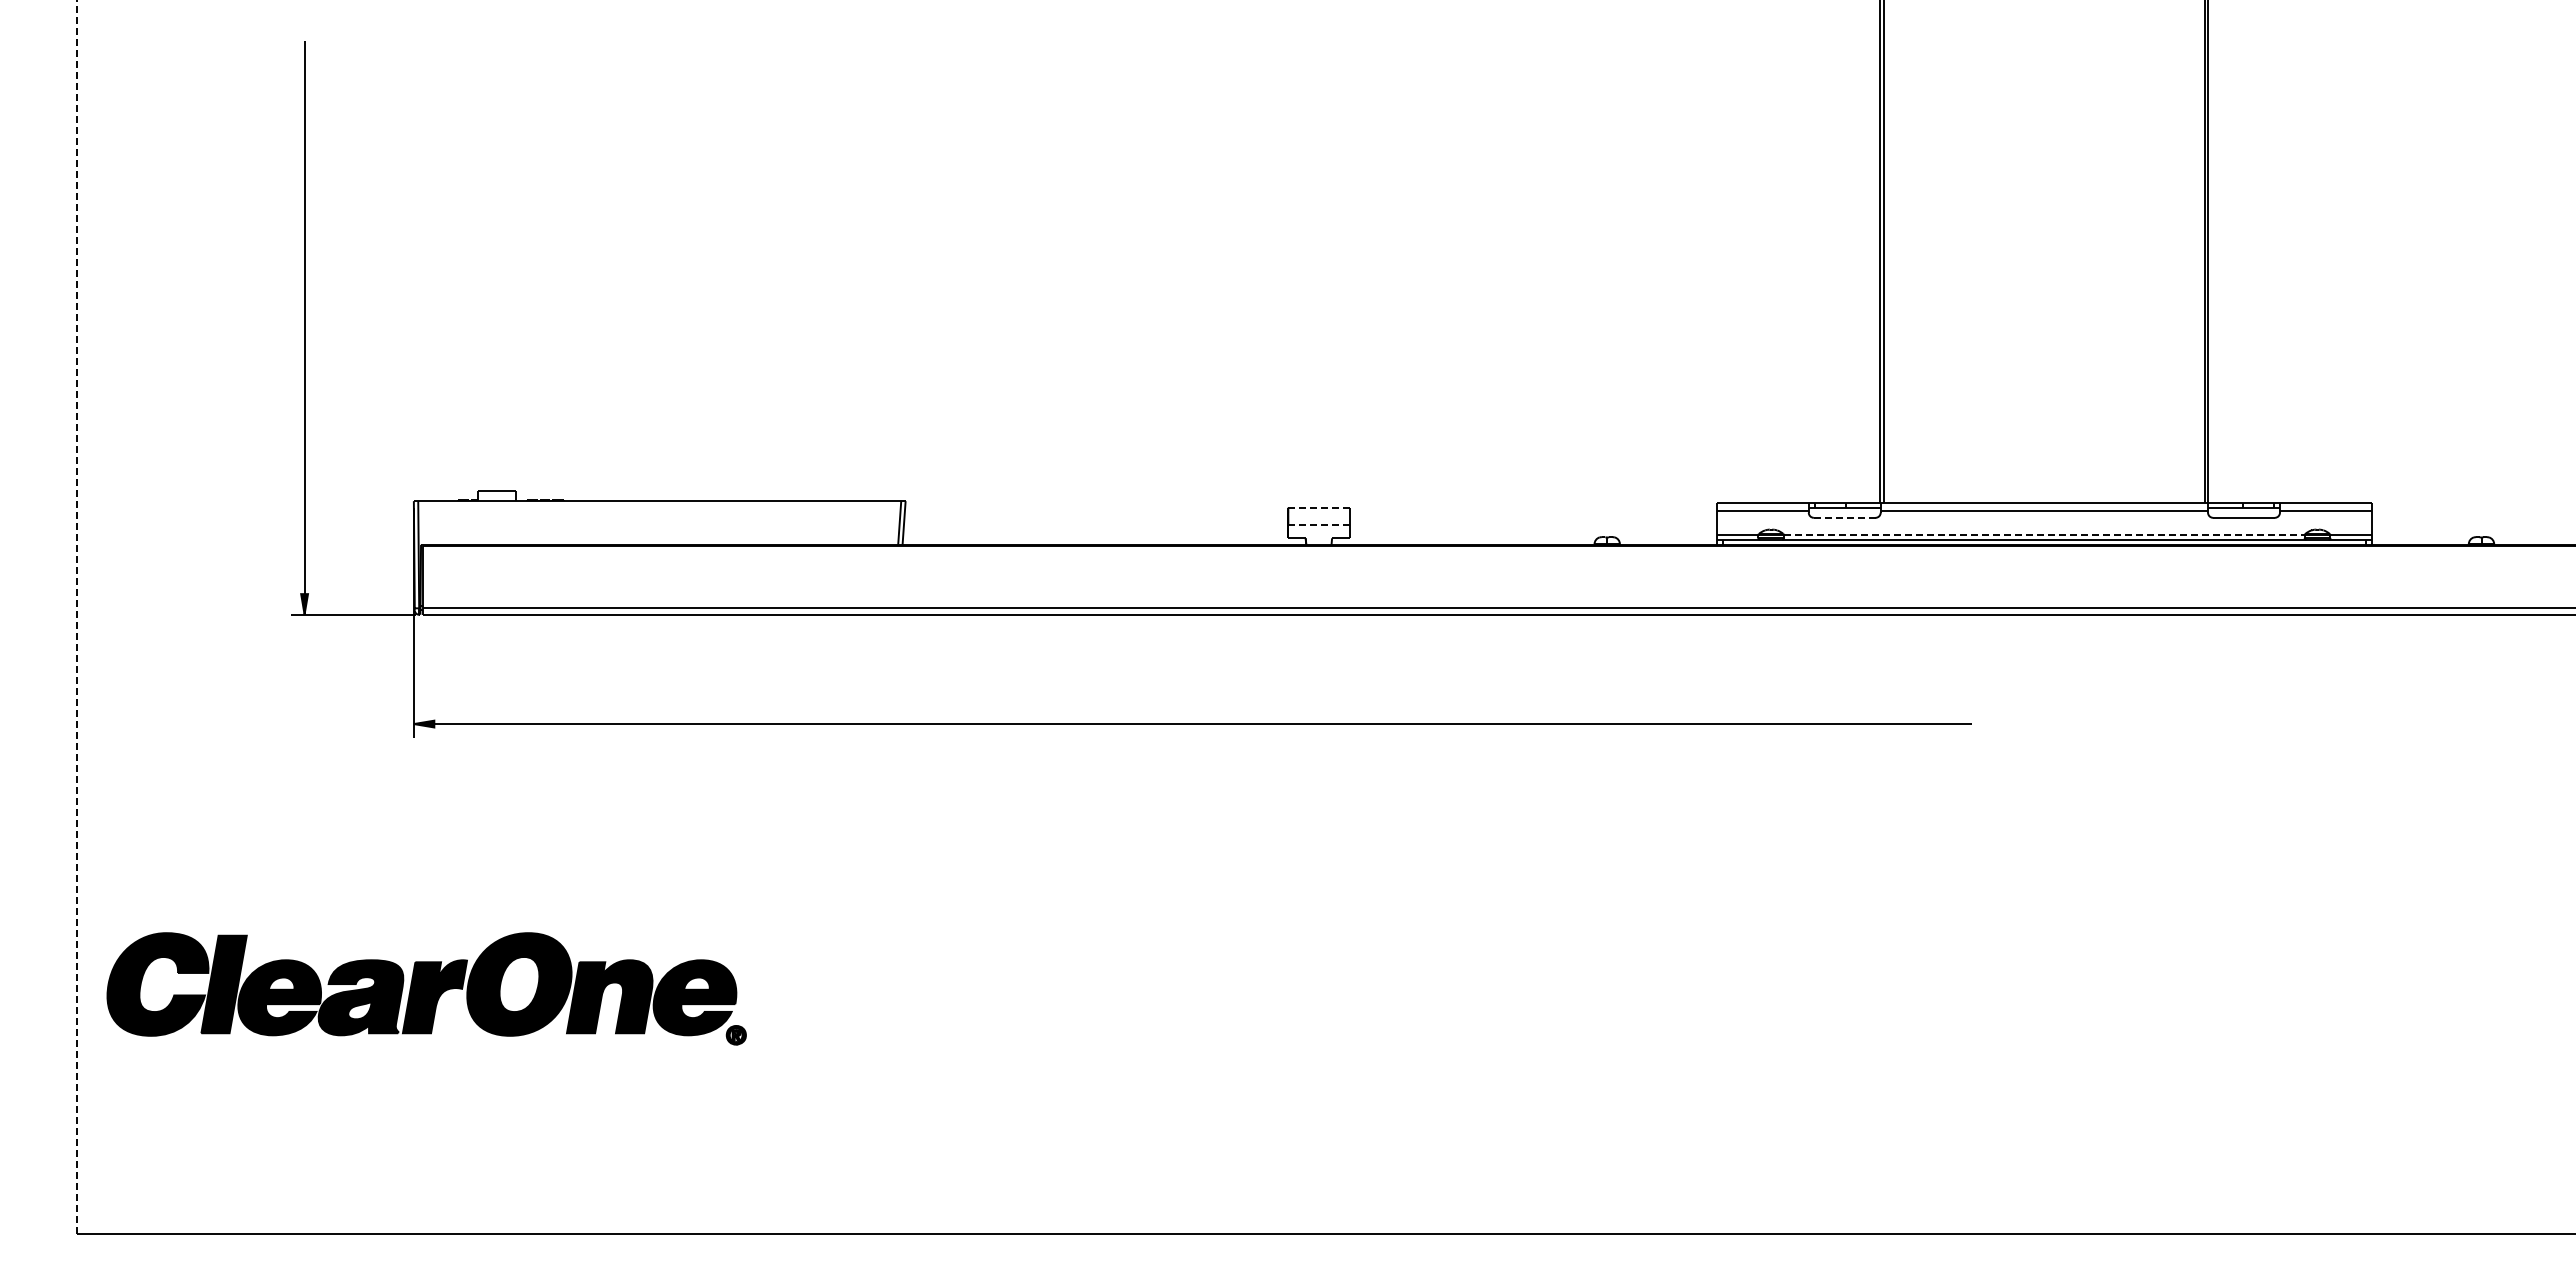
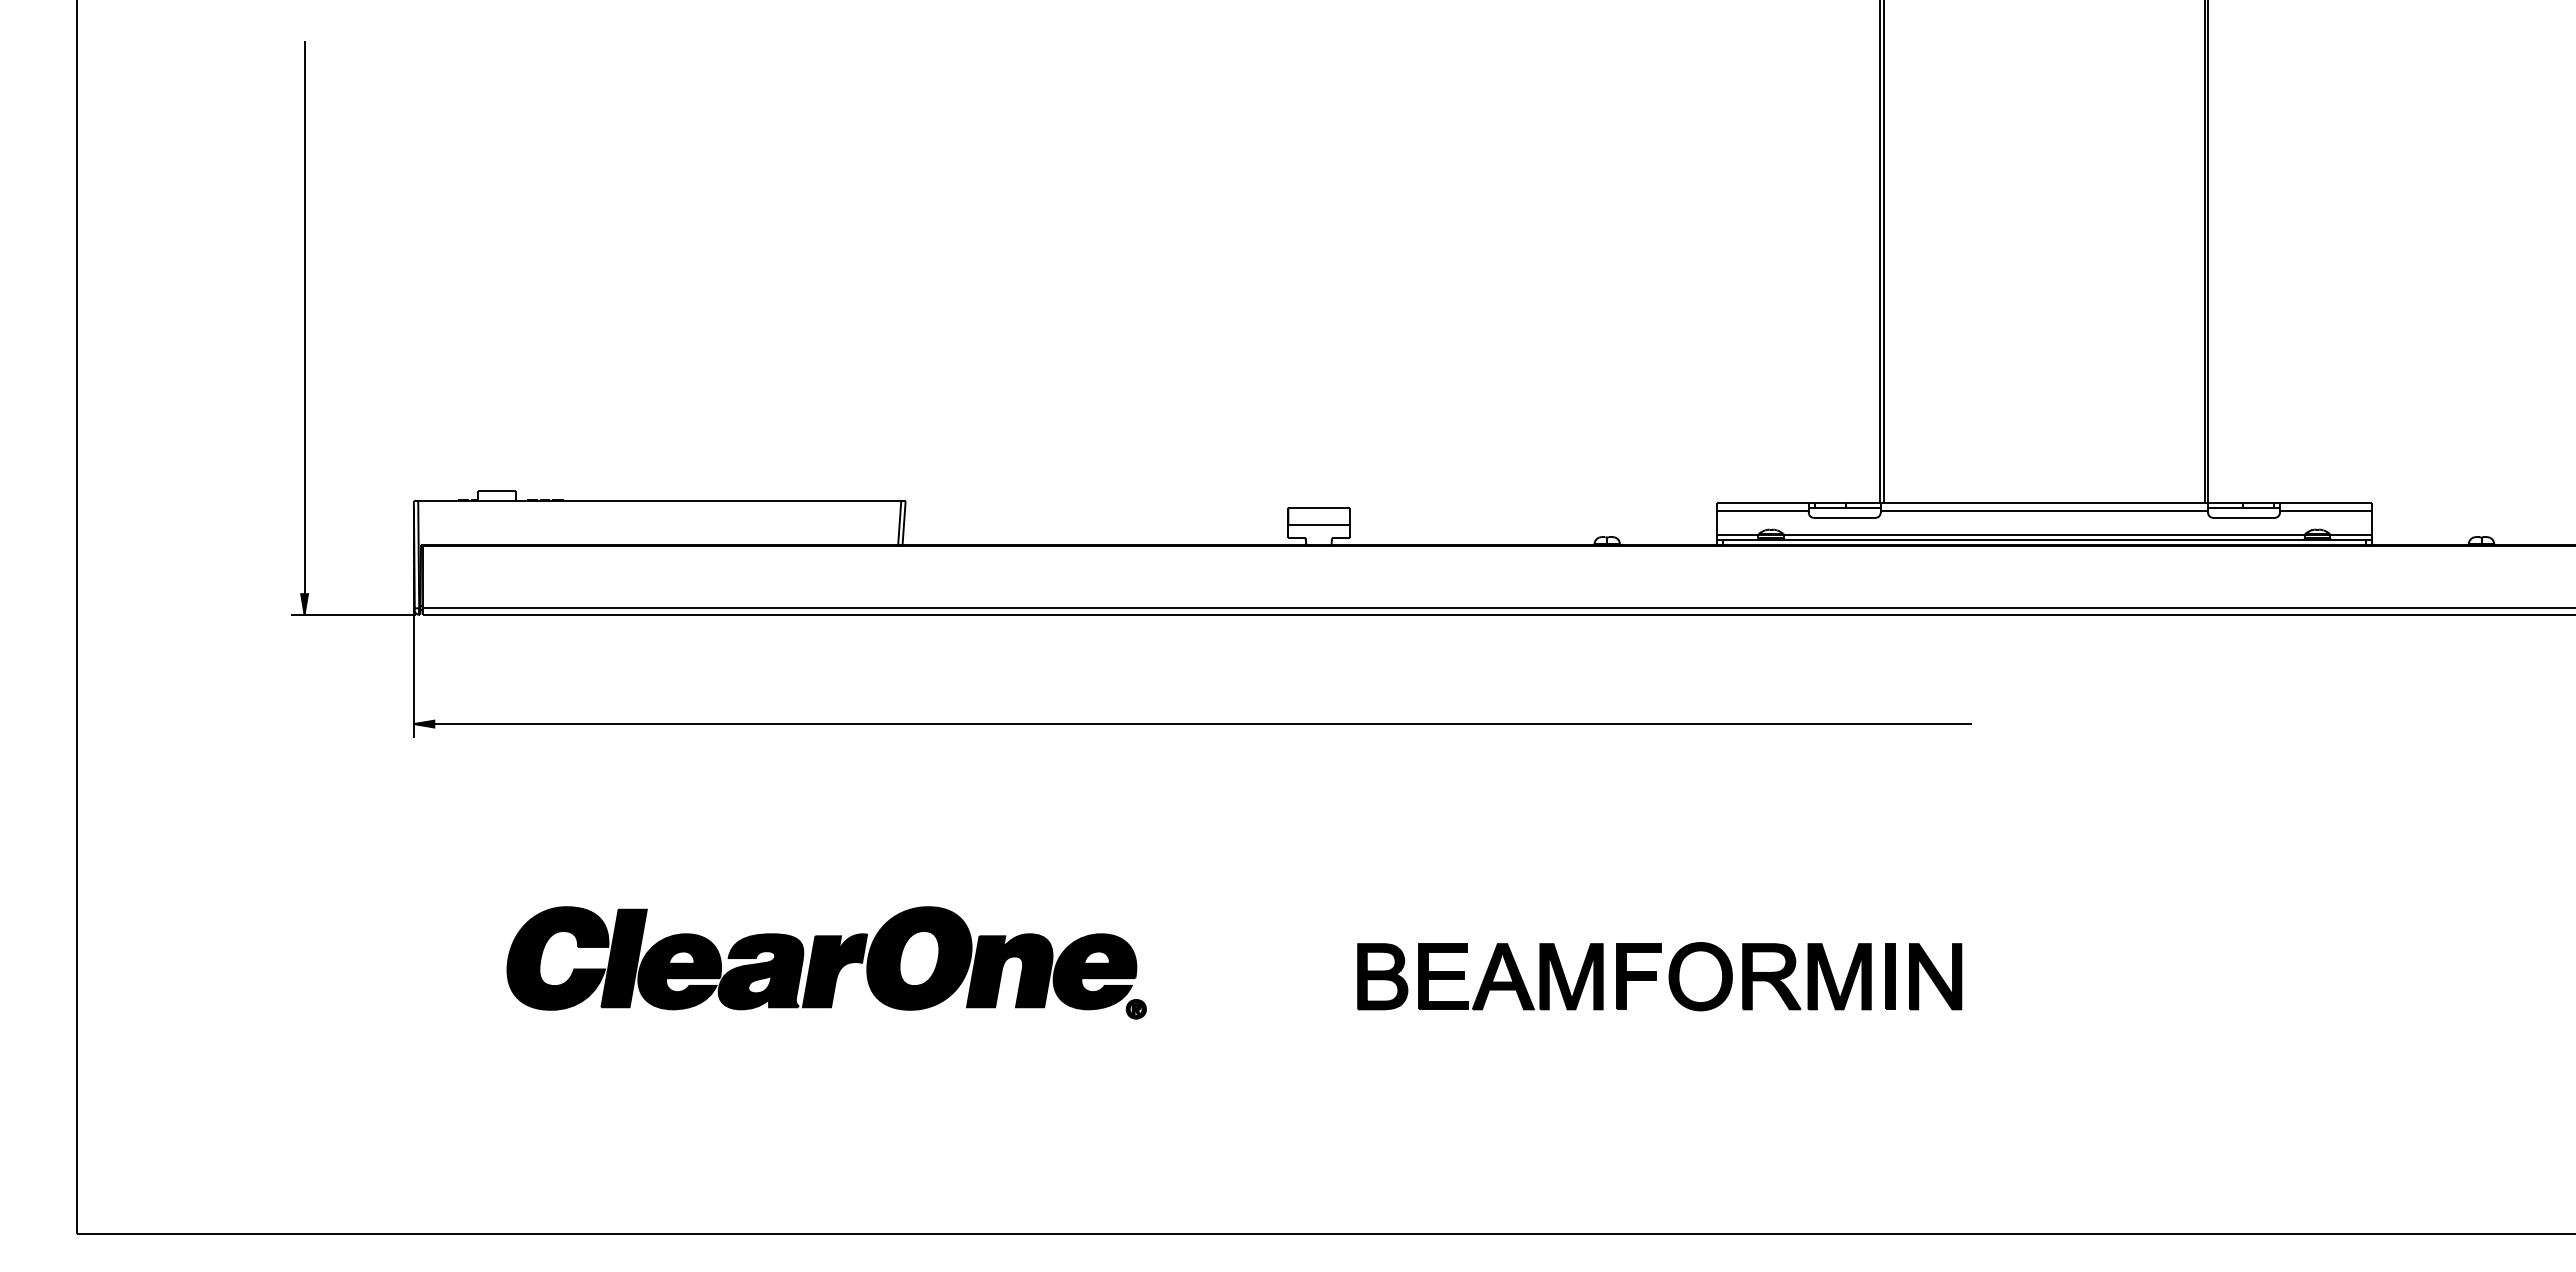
line: dashed -> solid (1318, 507)
line: dashed -> solid (1844, 517)
line: dashed -> solid (1318, 525)
line: dashed -> solid (2044, 534)
line: dashed -> solid (77, 616)
part: none -> present (1659, 976)
part position: (426, 988) -> (826, 962) (826, 962)
